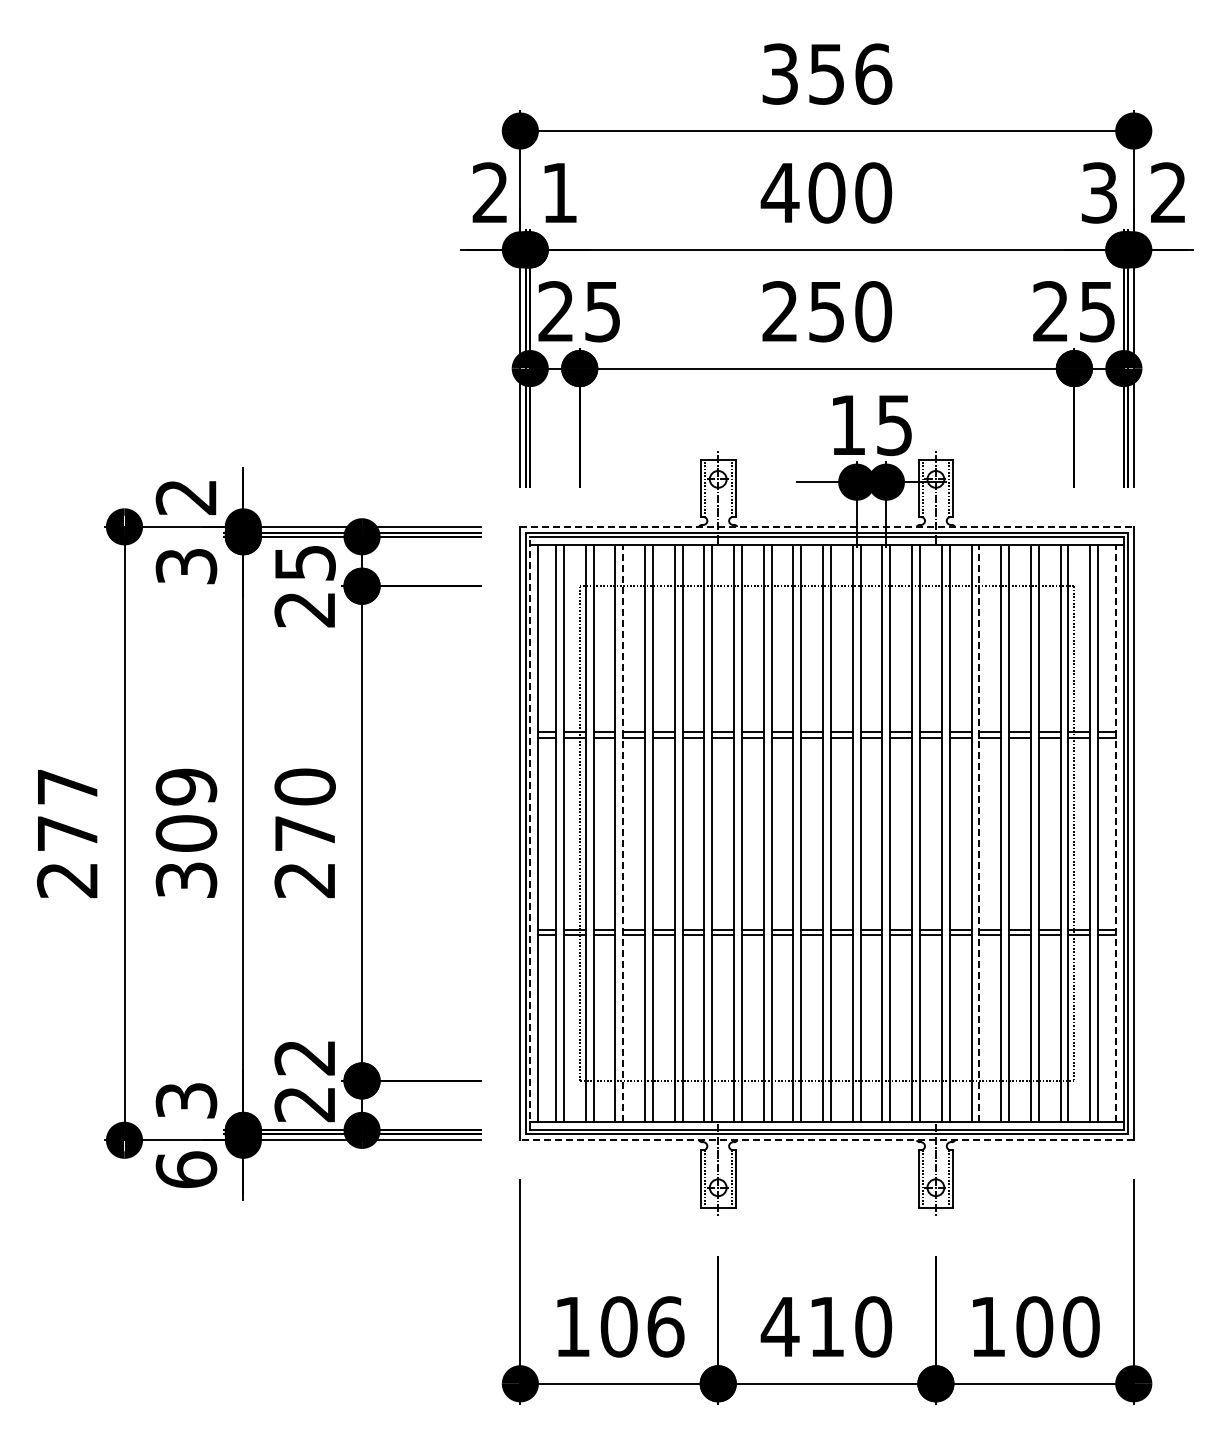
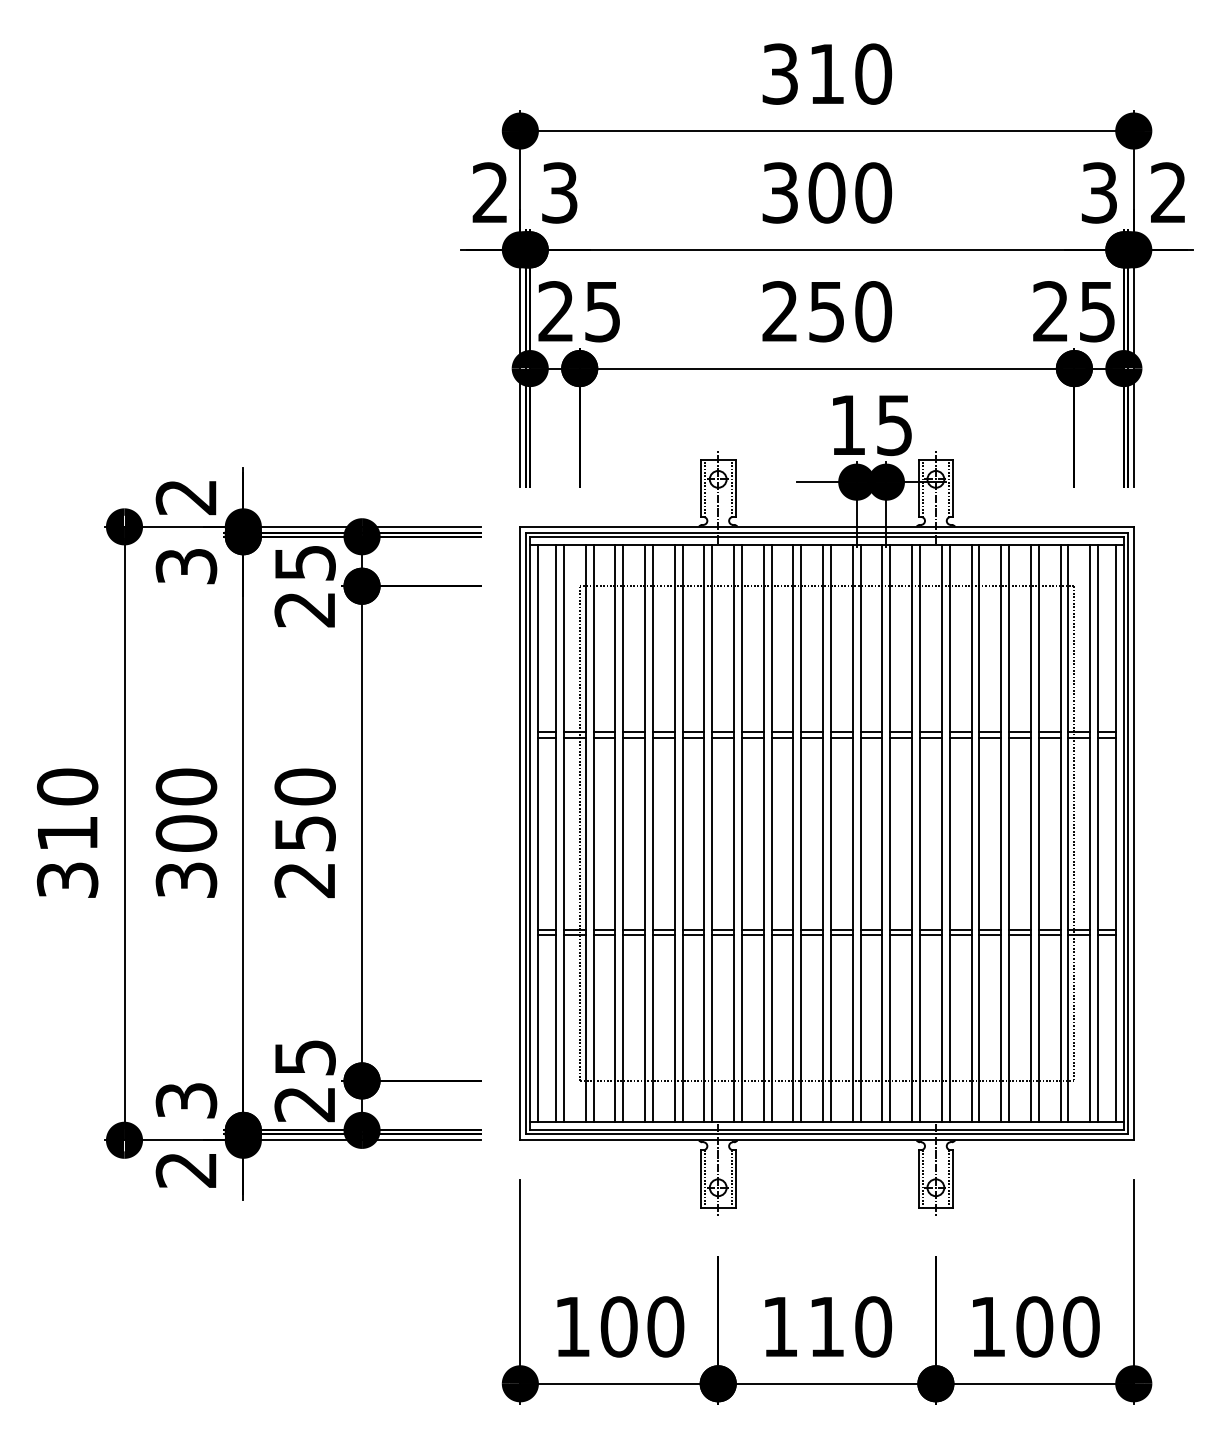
text: 356 -> 310 (850, 73)
text: 1 -> 3 (559, 192)
text: 400 -> 300 (779, 192)
line: dashed -> solid (827, 526)
text: 309 -> 300 (186, 786)
text: 277 -> 310 (67, 833)
text: 270 -> 250 (305, 833)
line: dashed -> solid (530, 833)
line: dashed -> solid (623, 833)
line: dashed -> solid (979, 833)
line: dashed -> solid (1115, 833)
text: 22 -> 25 (304, 1057)
line: dashed -> solid (827, 1140)
text: 6 -> 2 (186, 1169)
text: 106 -> 100 (665, 1326)
text: 410 -> 110 (779, 1326)
